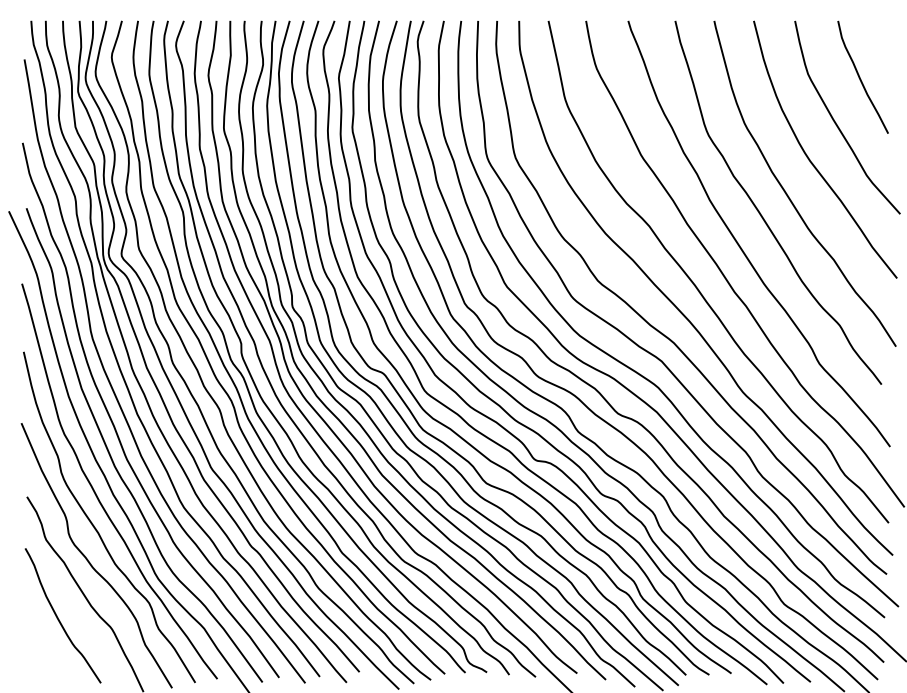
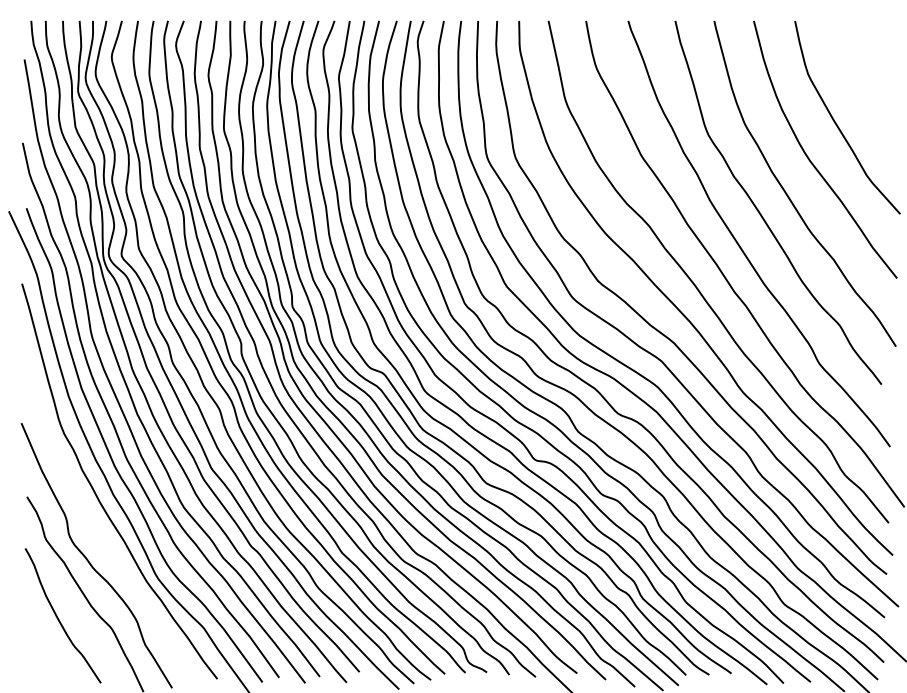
curve: present -> none (860, 77)
curve: present -> none (94, 525)
